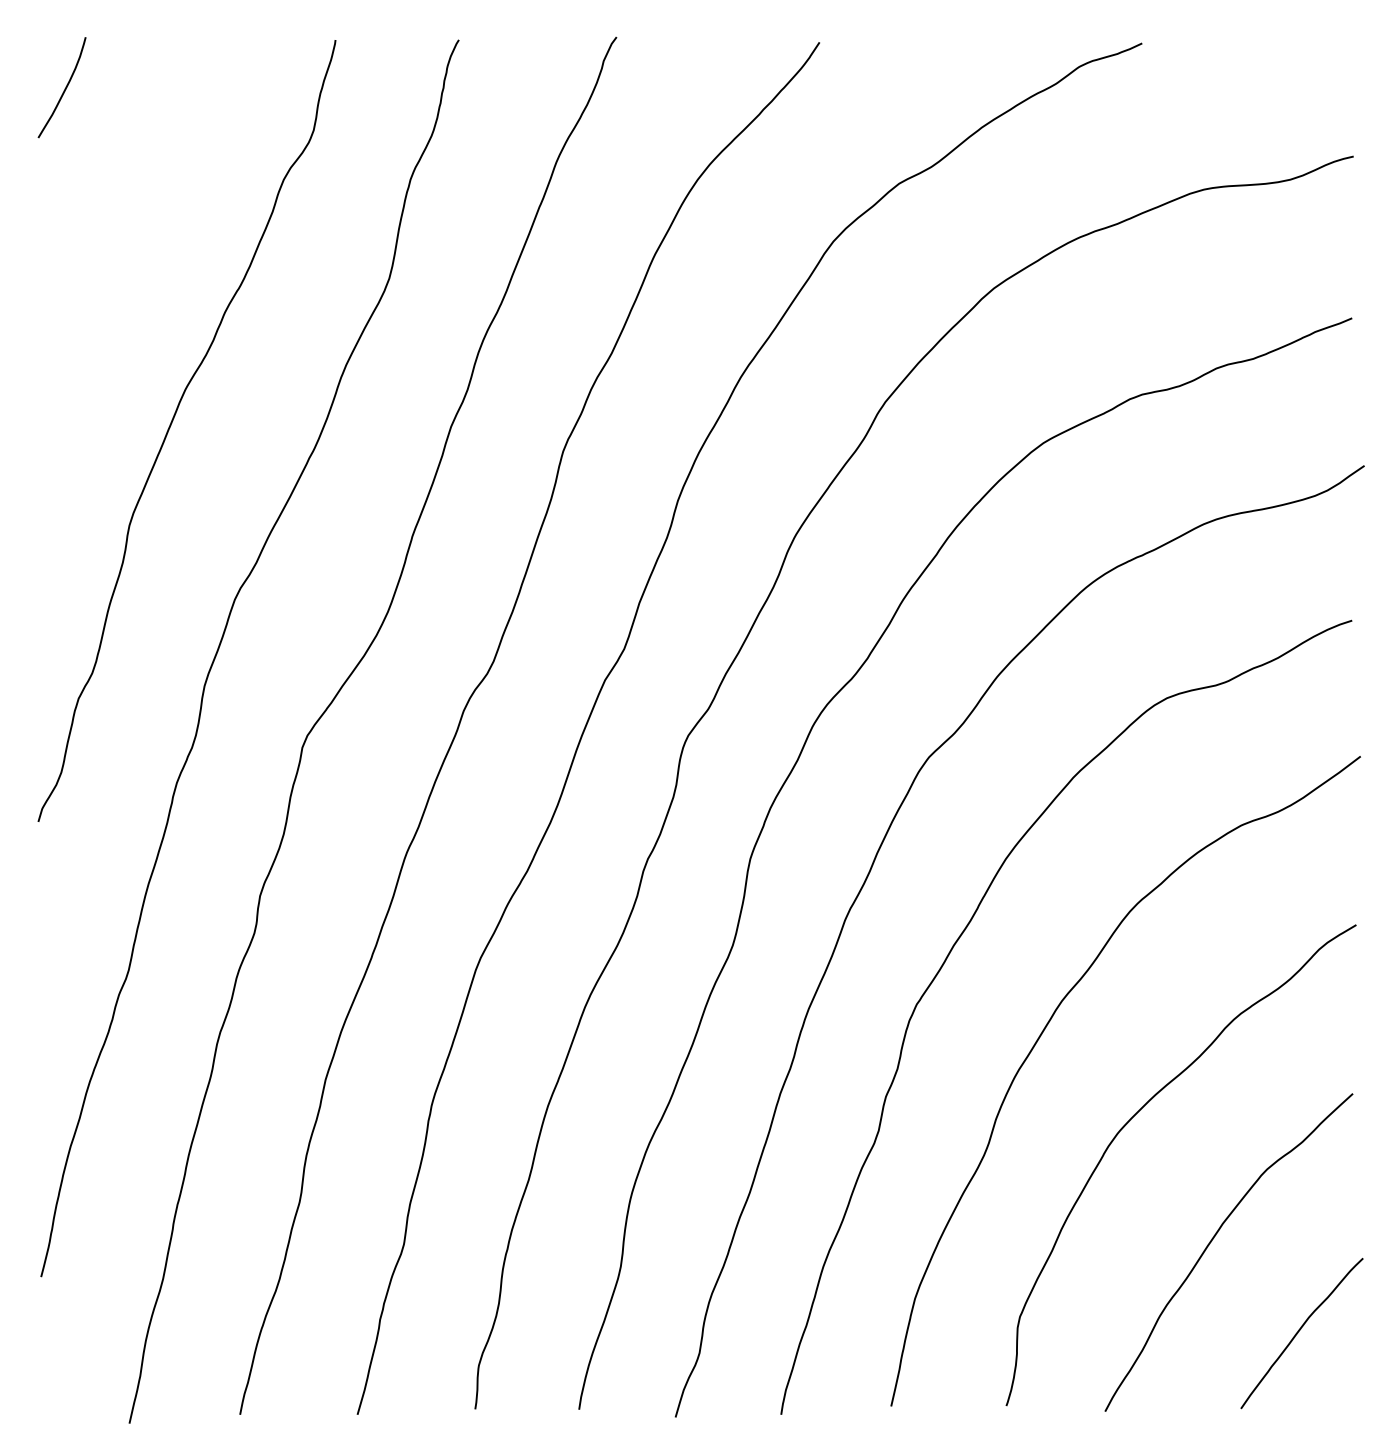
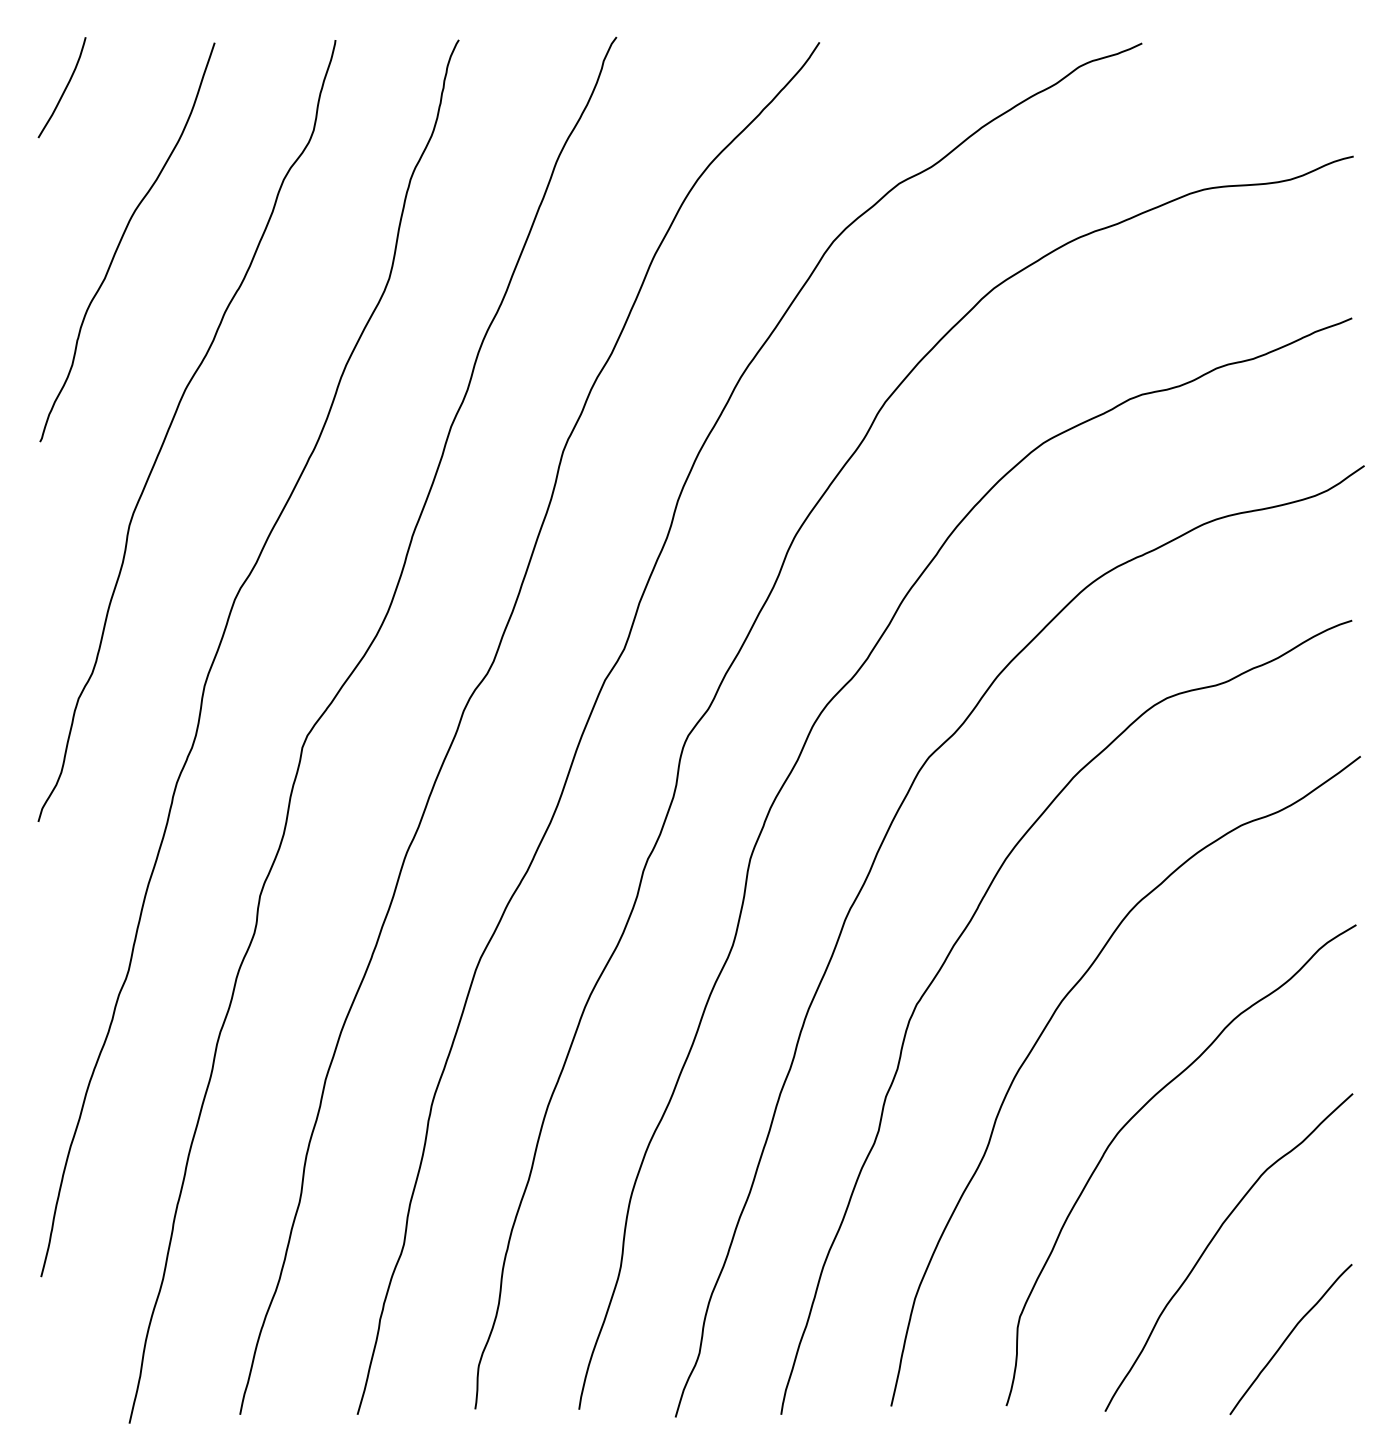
curve: none -> present (122, 239)
curve position: (1299, 1331) -> (1288, 1337) (1288, 1337)
